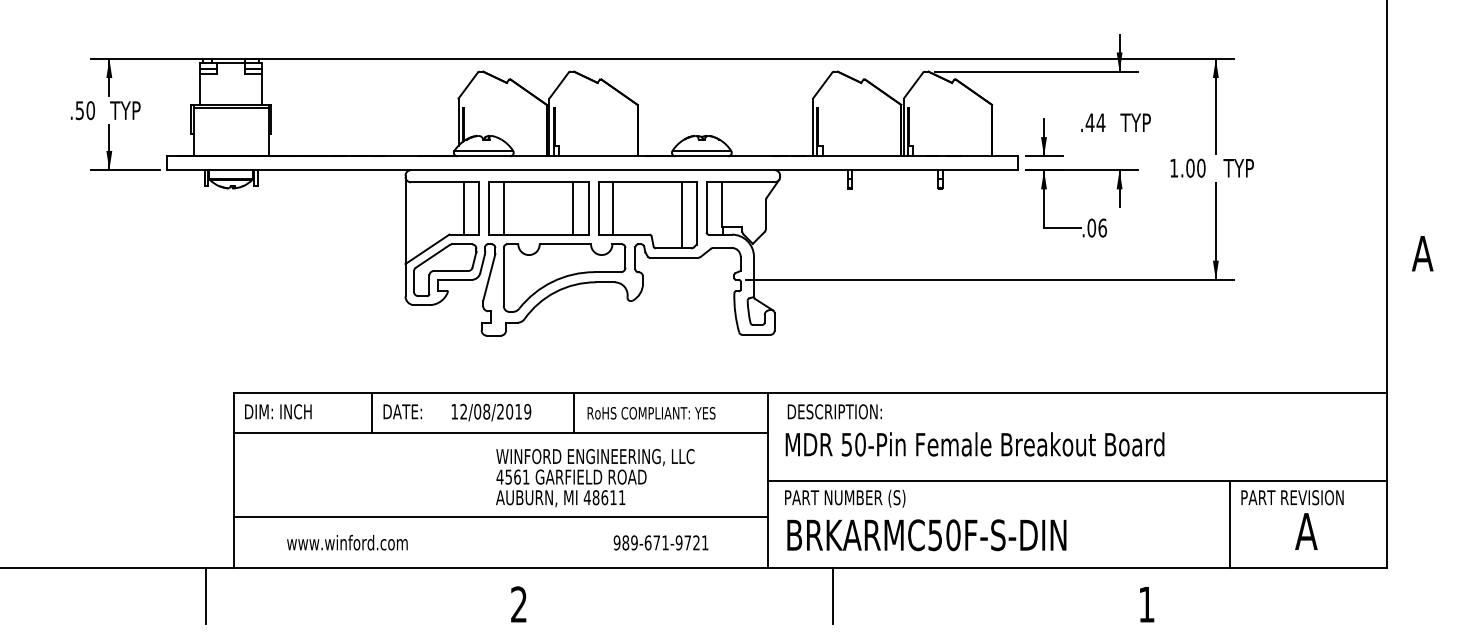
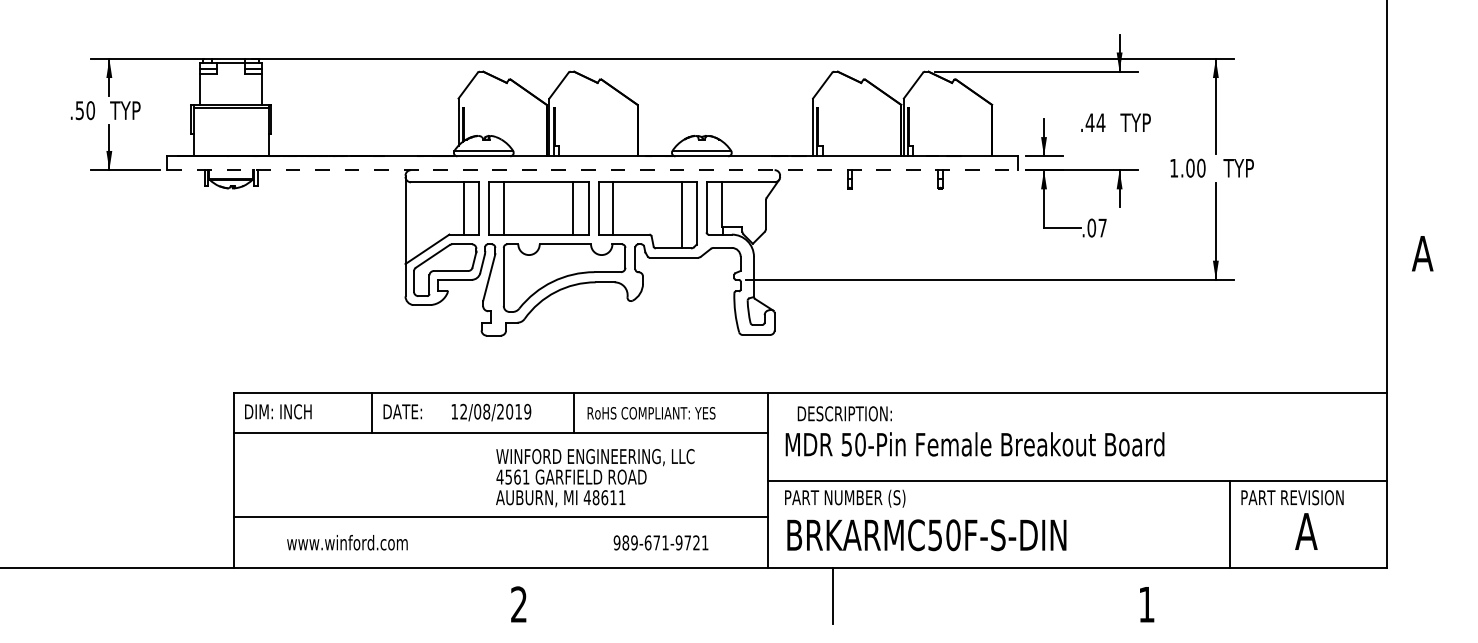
line: solid -> dashed (593, 170)
text: .06 -> .07 (1102, 227)
text position: (834, 411) -> (844, 413) (844, 413)
line: present -> none (205, 595)
